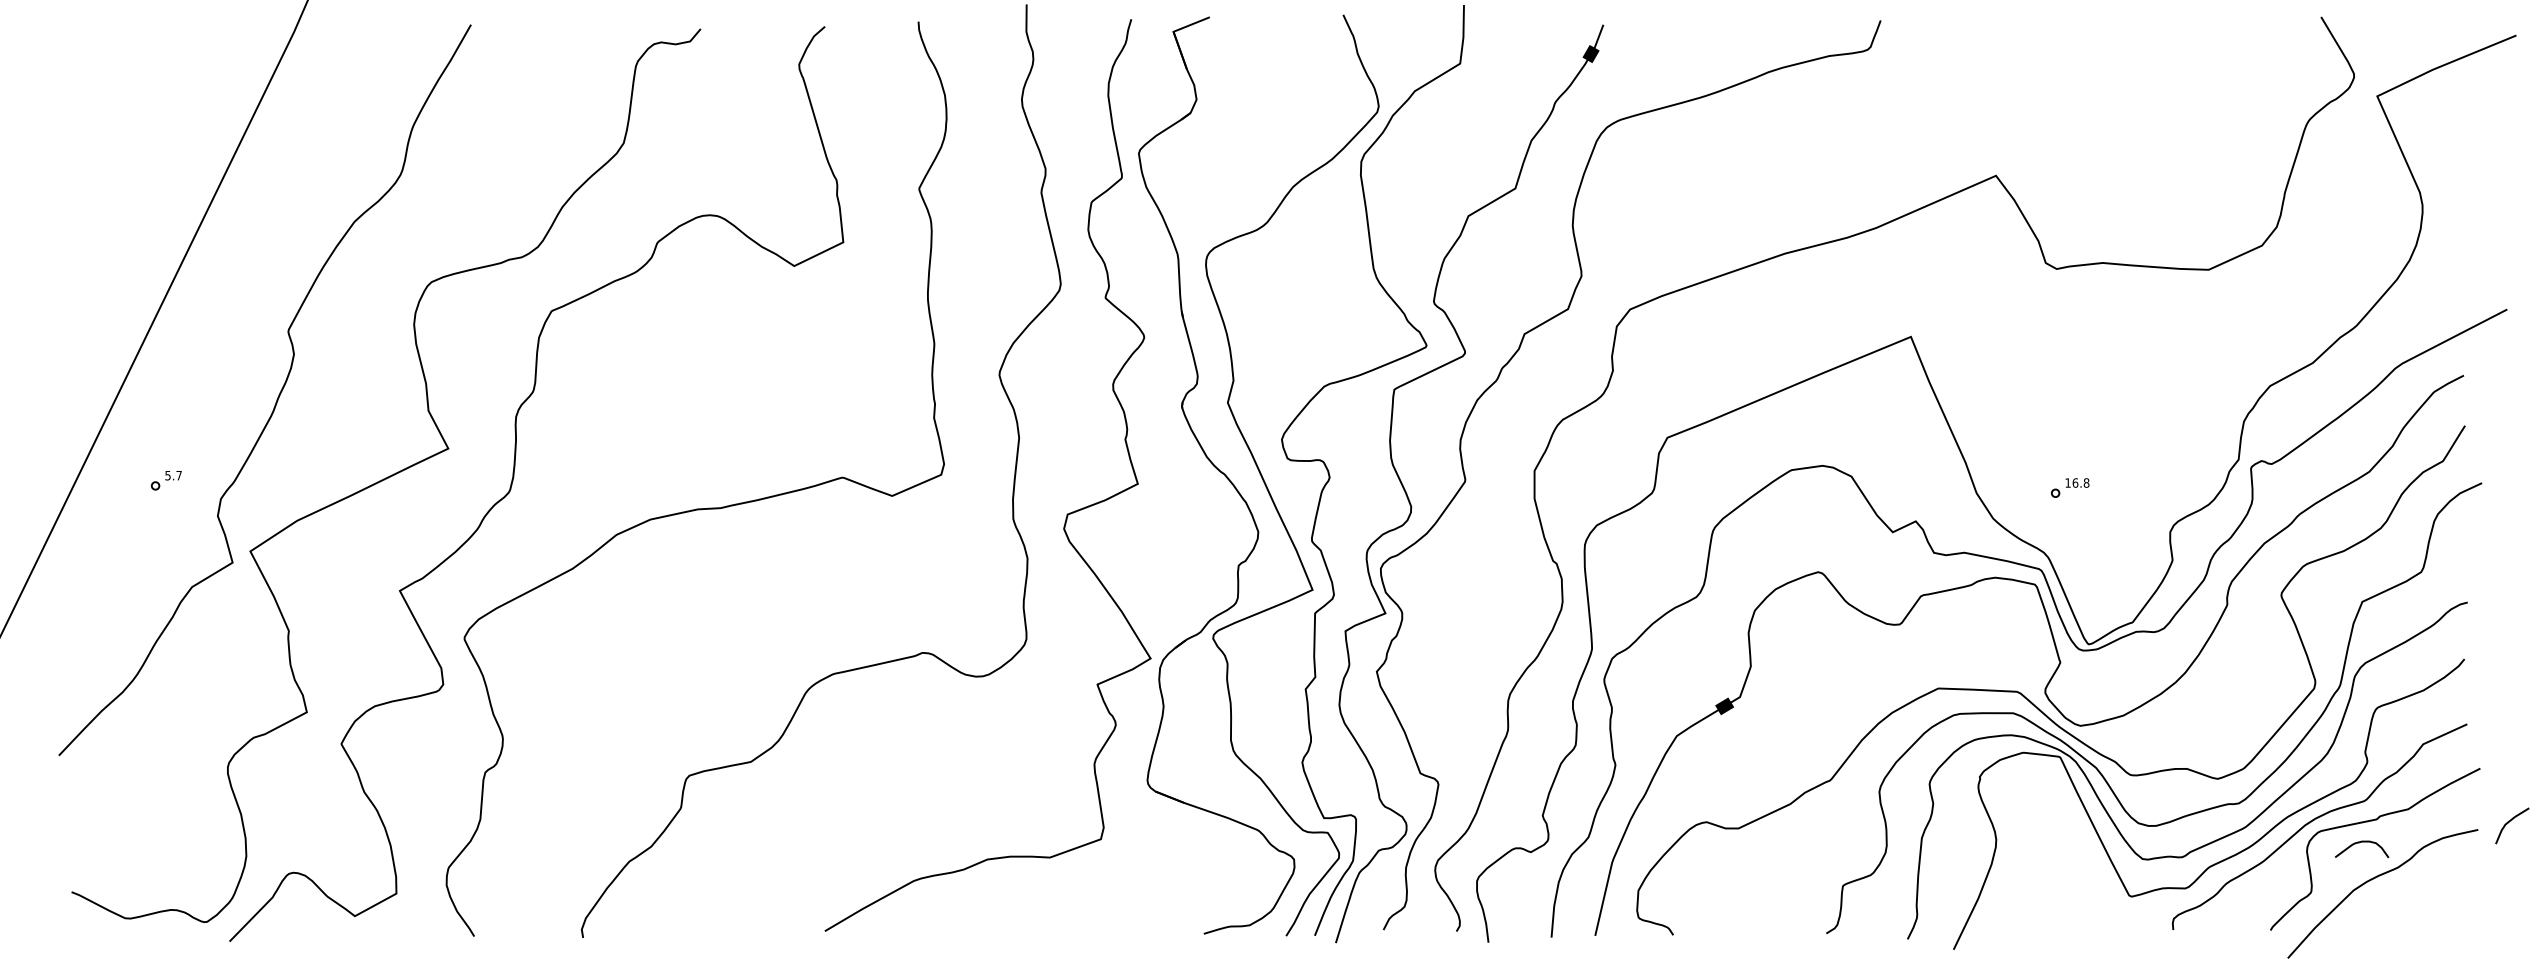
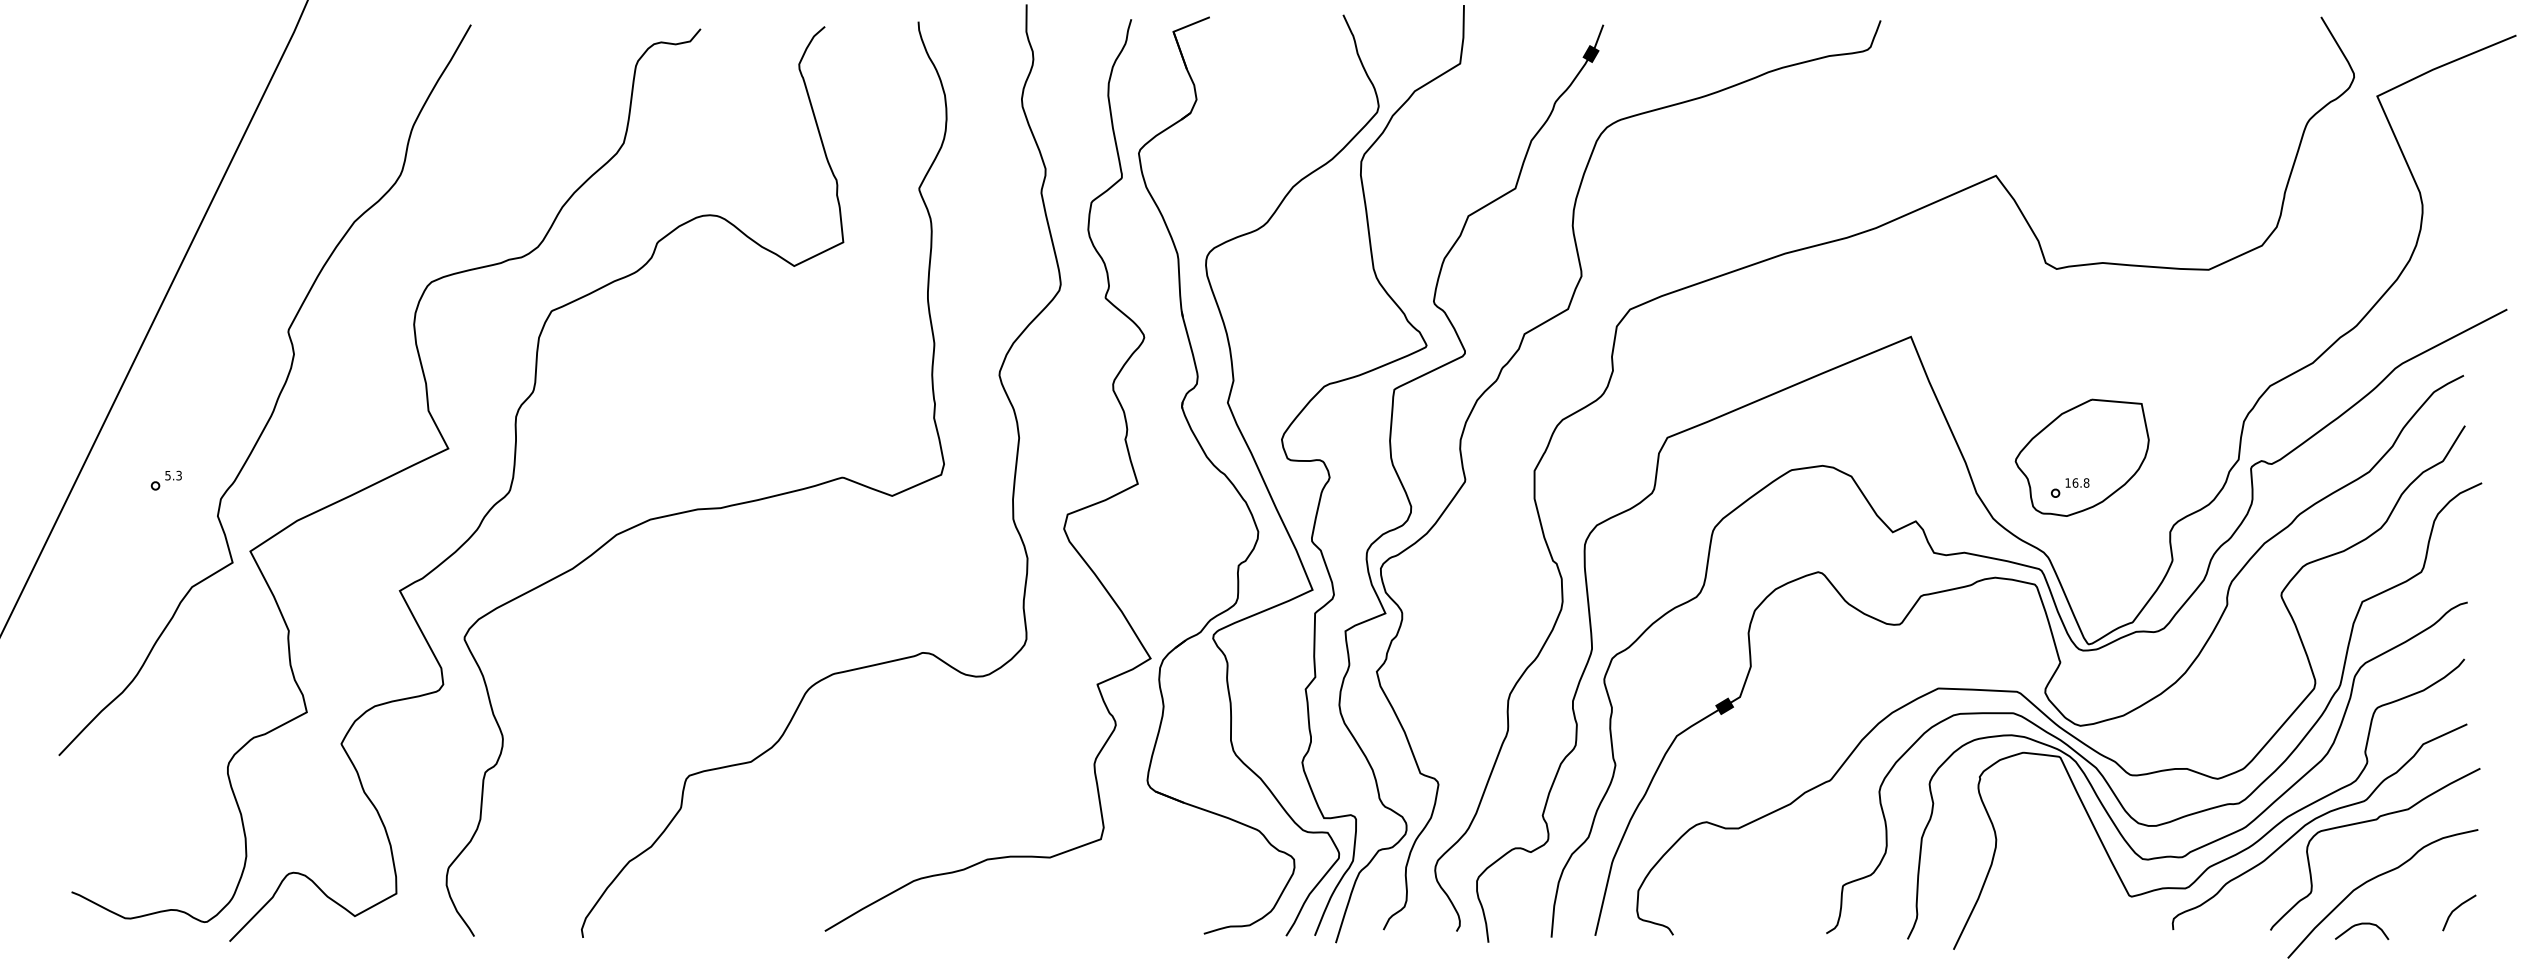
part: none -> present (2081, 457)
text: 5.7 -> 5.3 (178, 475)
line position: (2509, 822) -> (2456, 909) (2456, 909)
curve position: (2359, 843) -> (2359, 925) (2359, 925)
